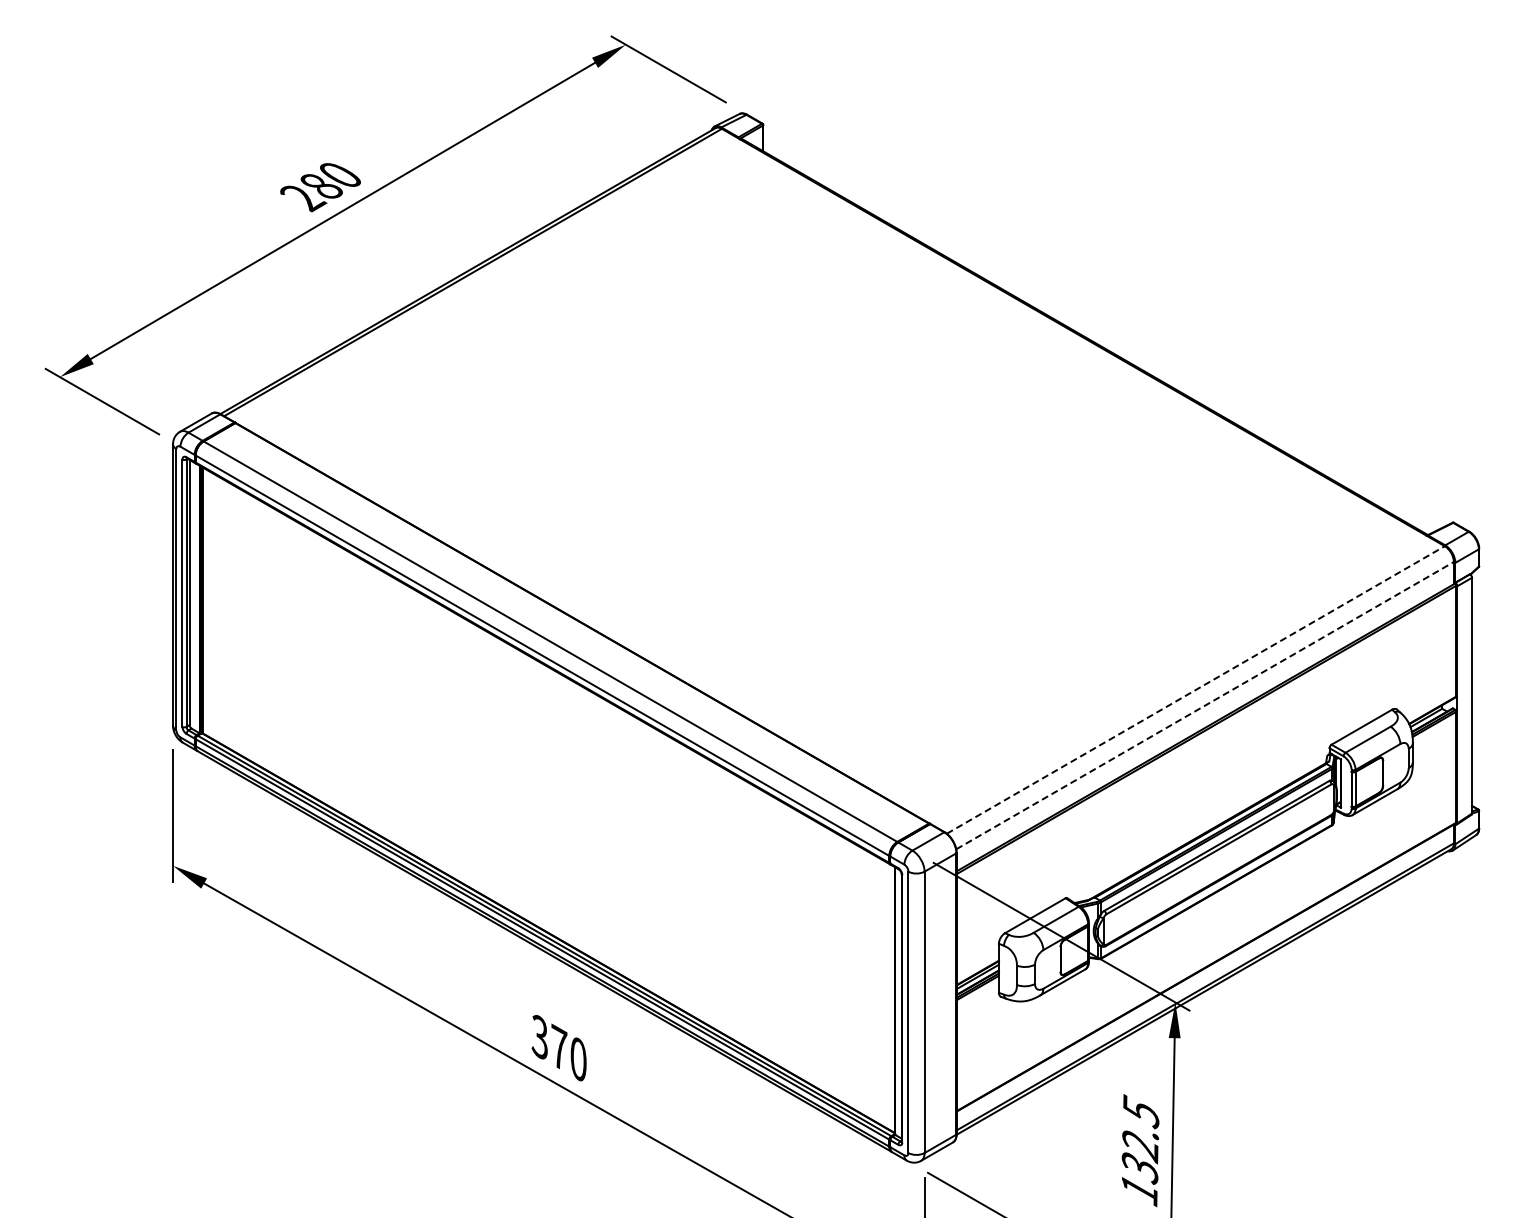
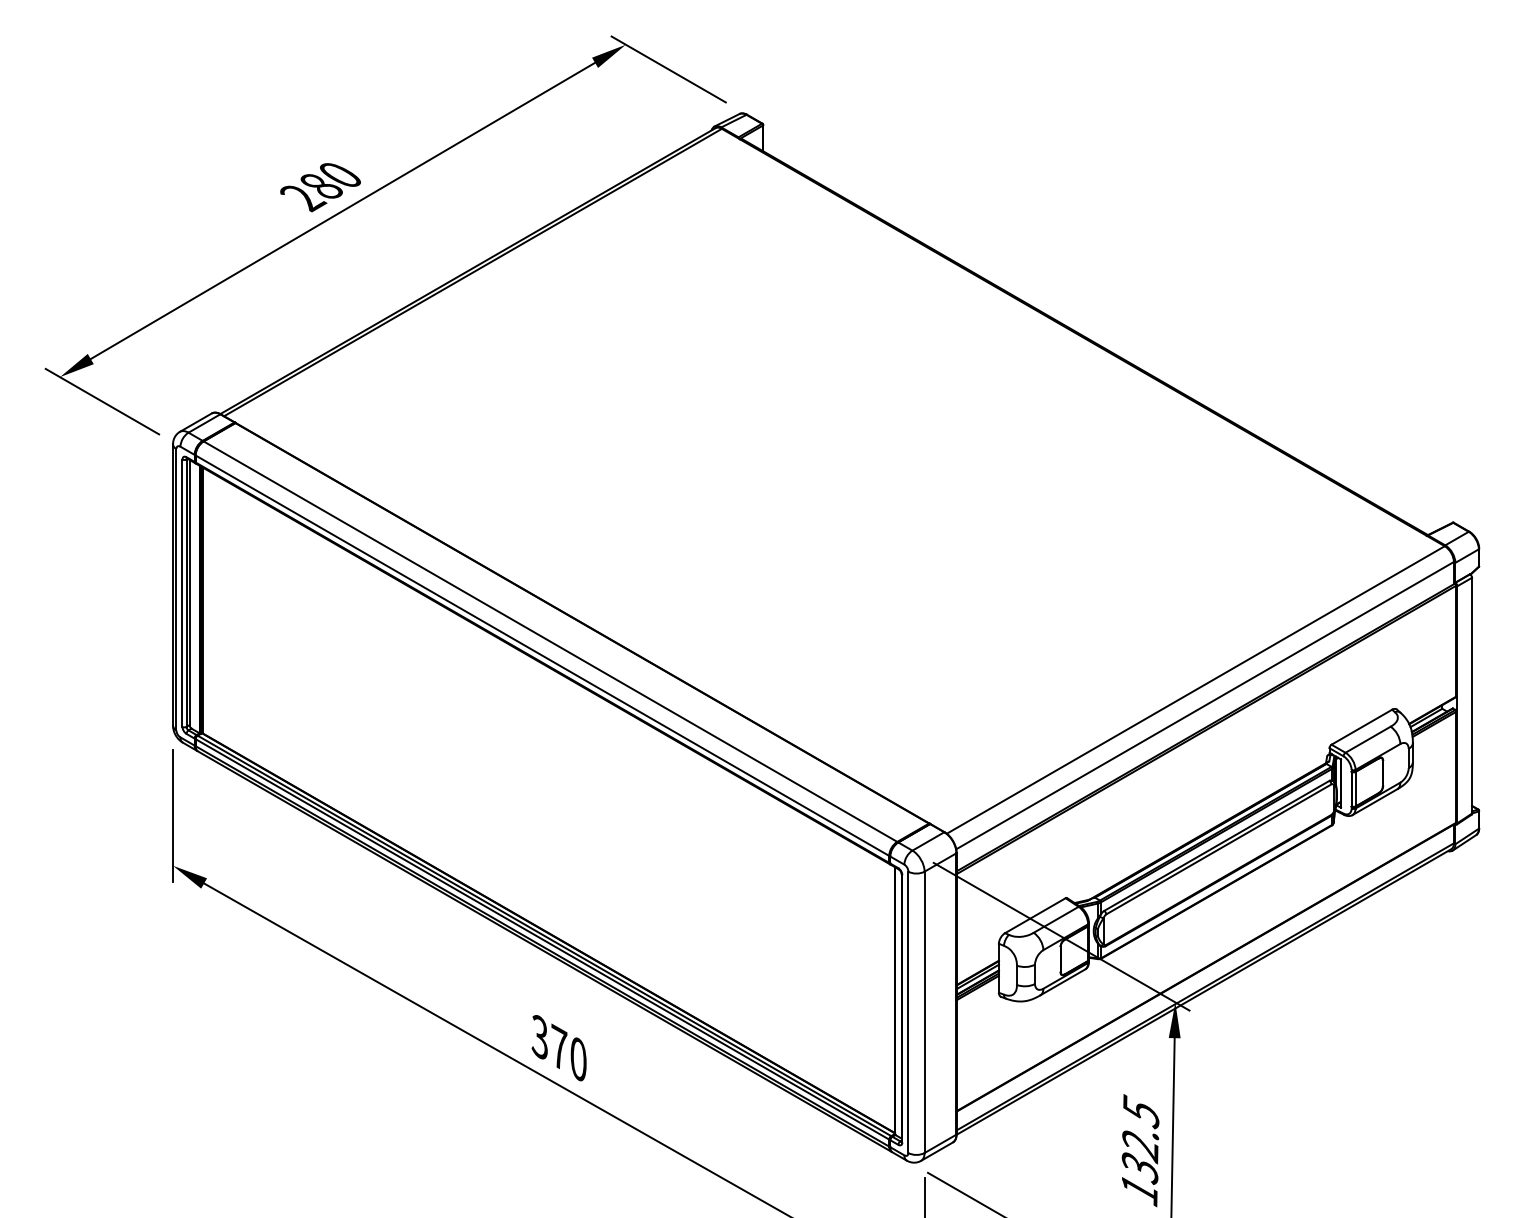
line: dashed -> solid (1196, 689)
line: dashed -> solid (1205, 705)
